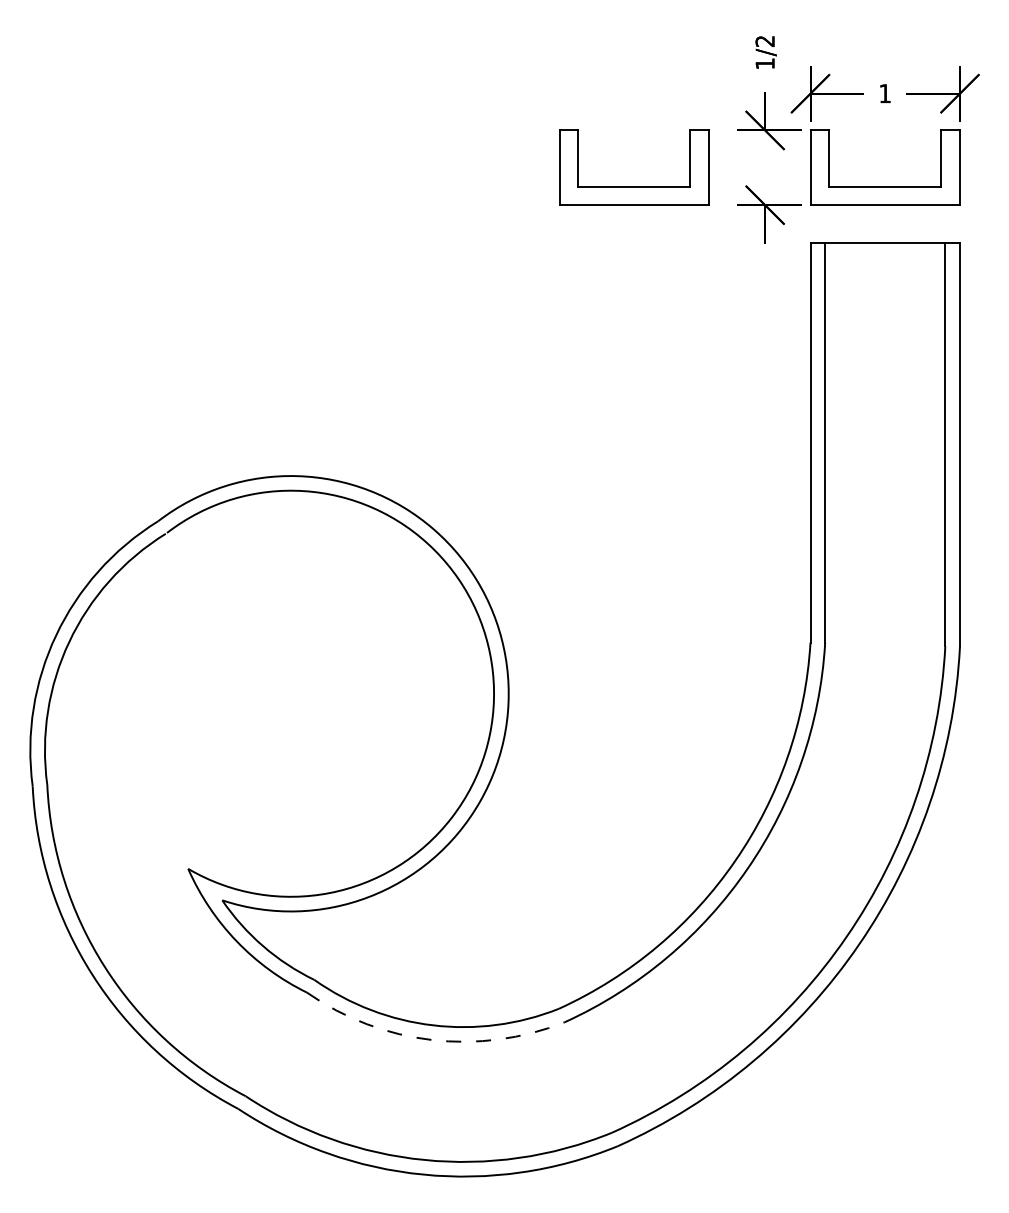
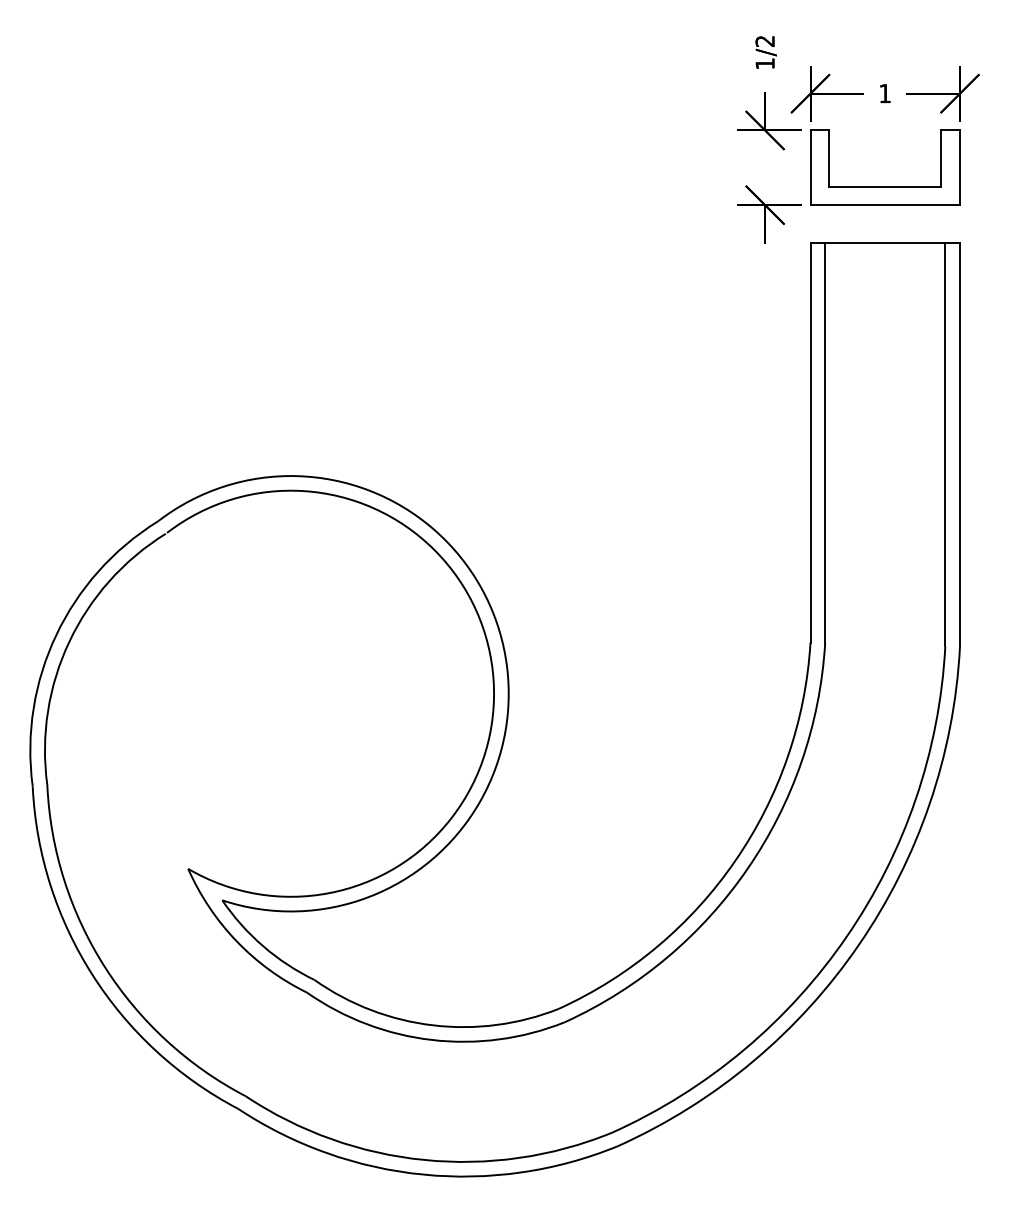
part: present -> none (634, 186)
arc: dashed -> solid (432, 1040)
